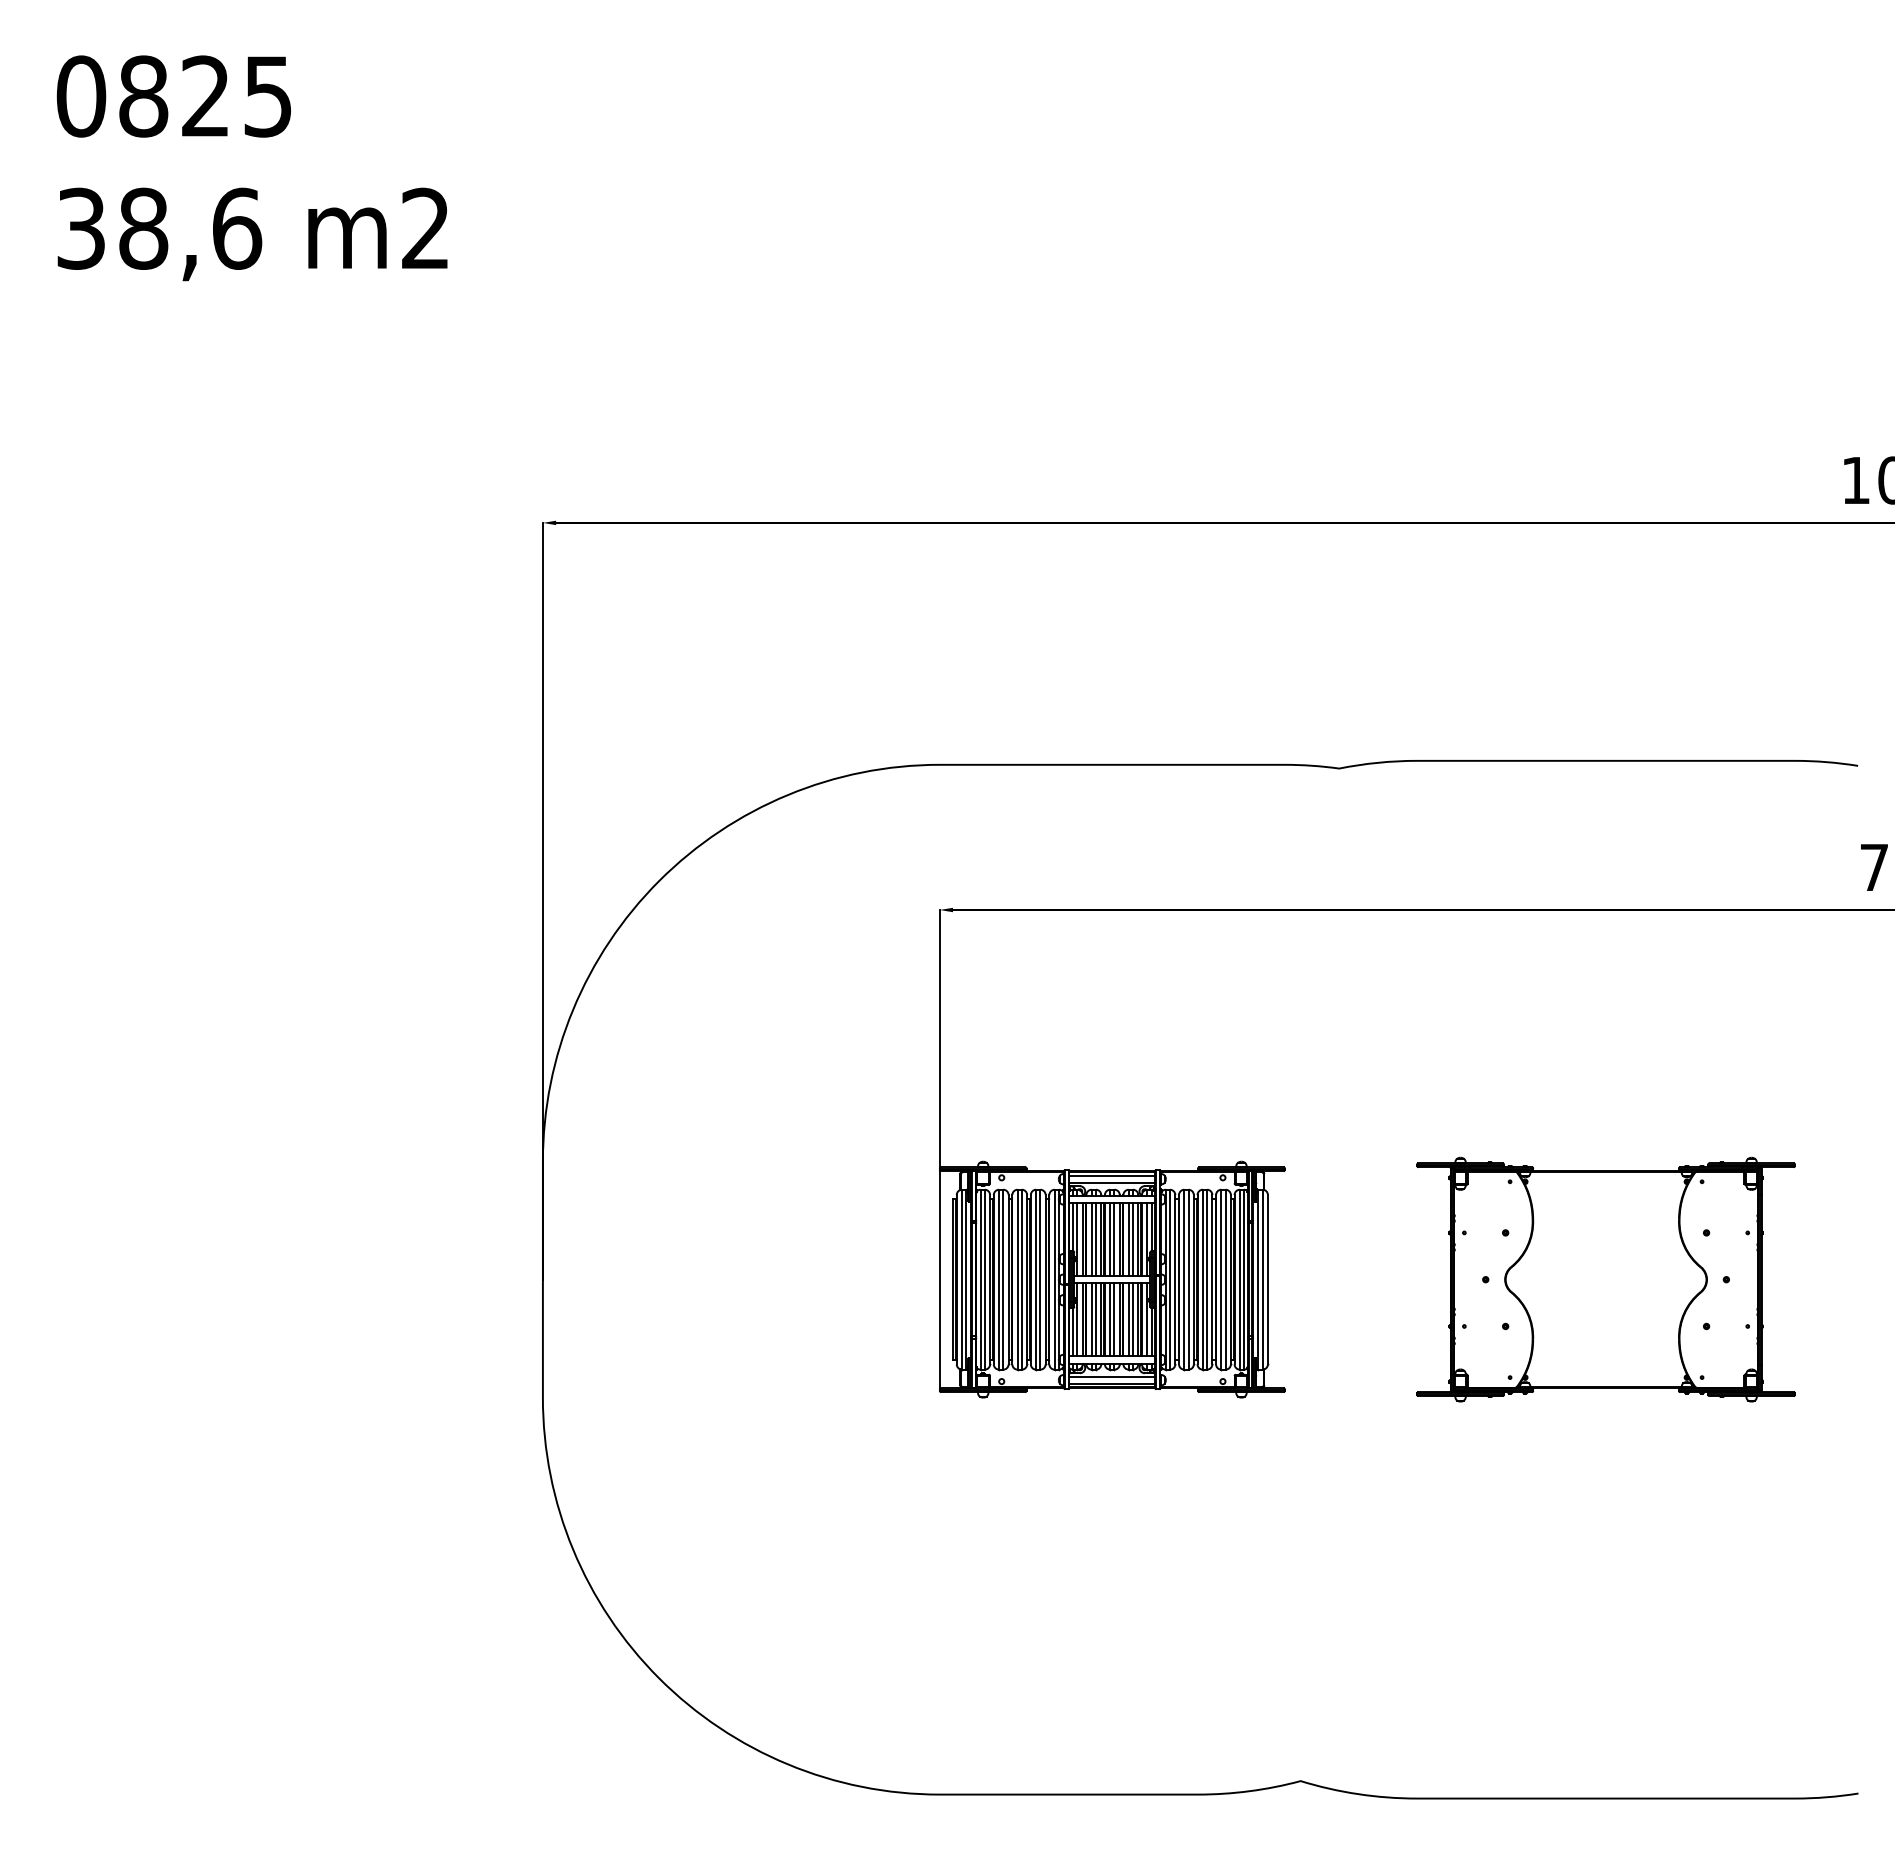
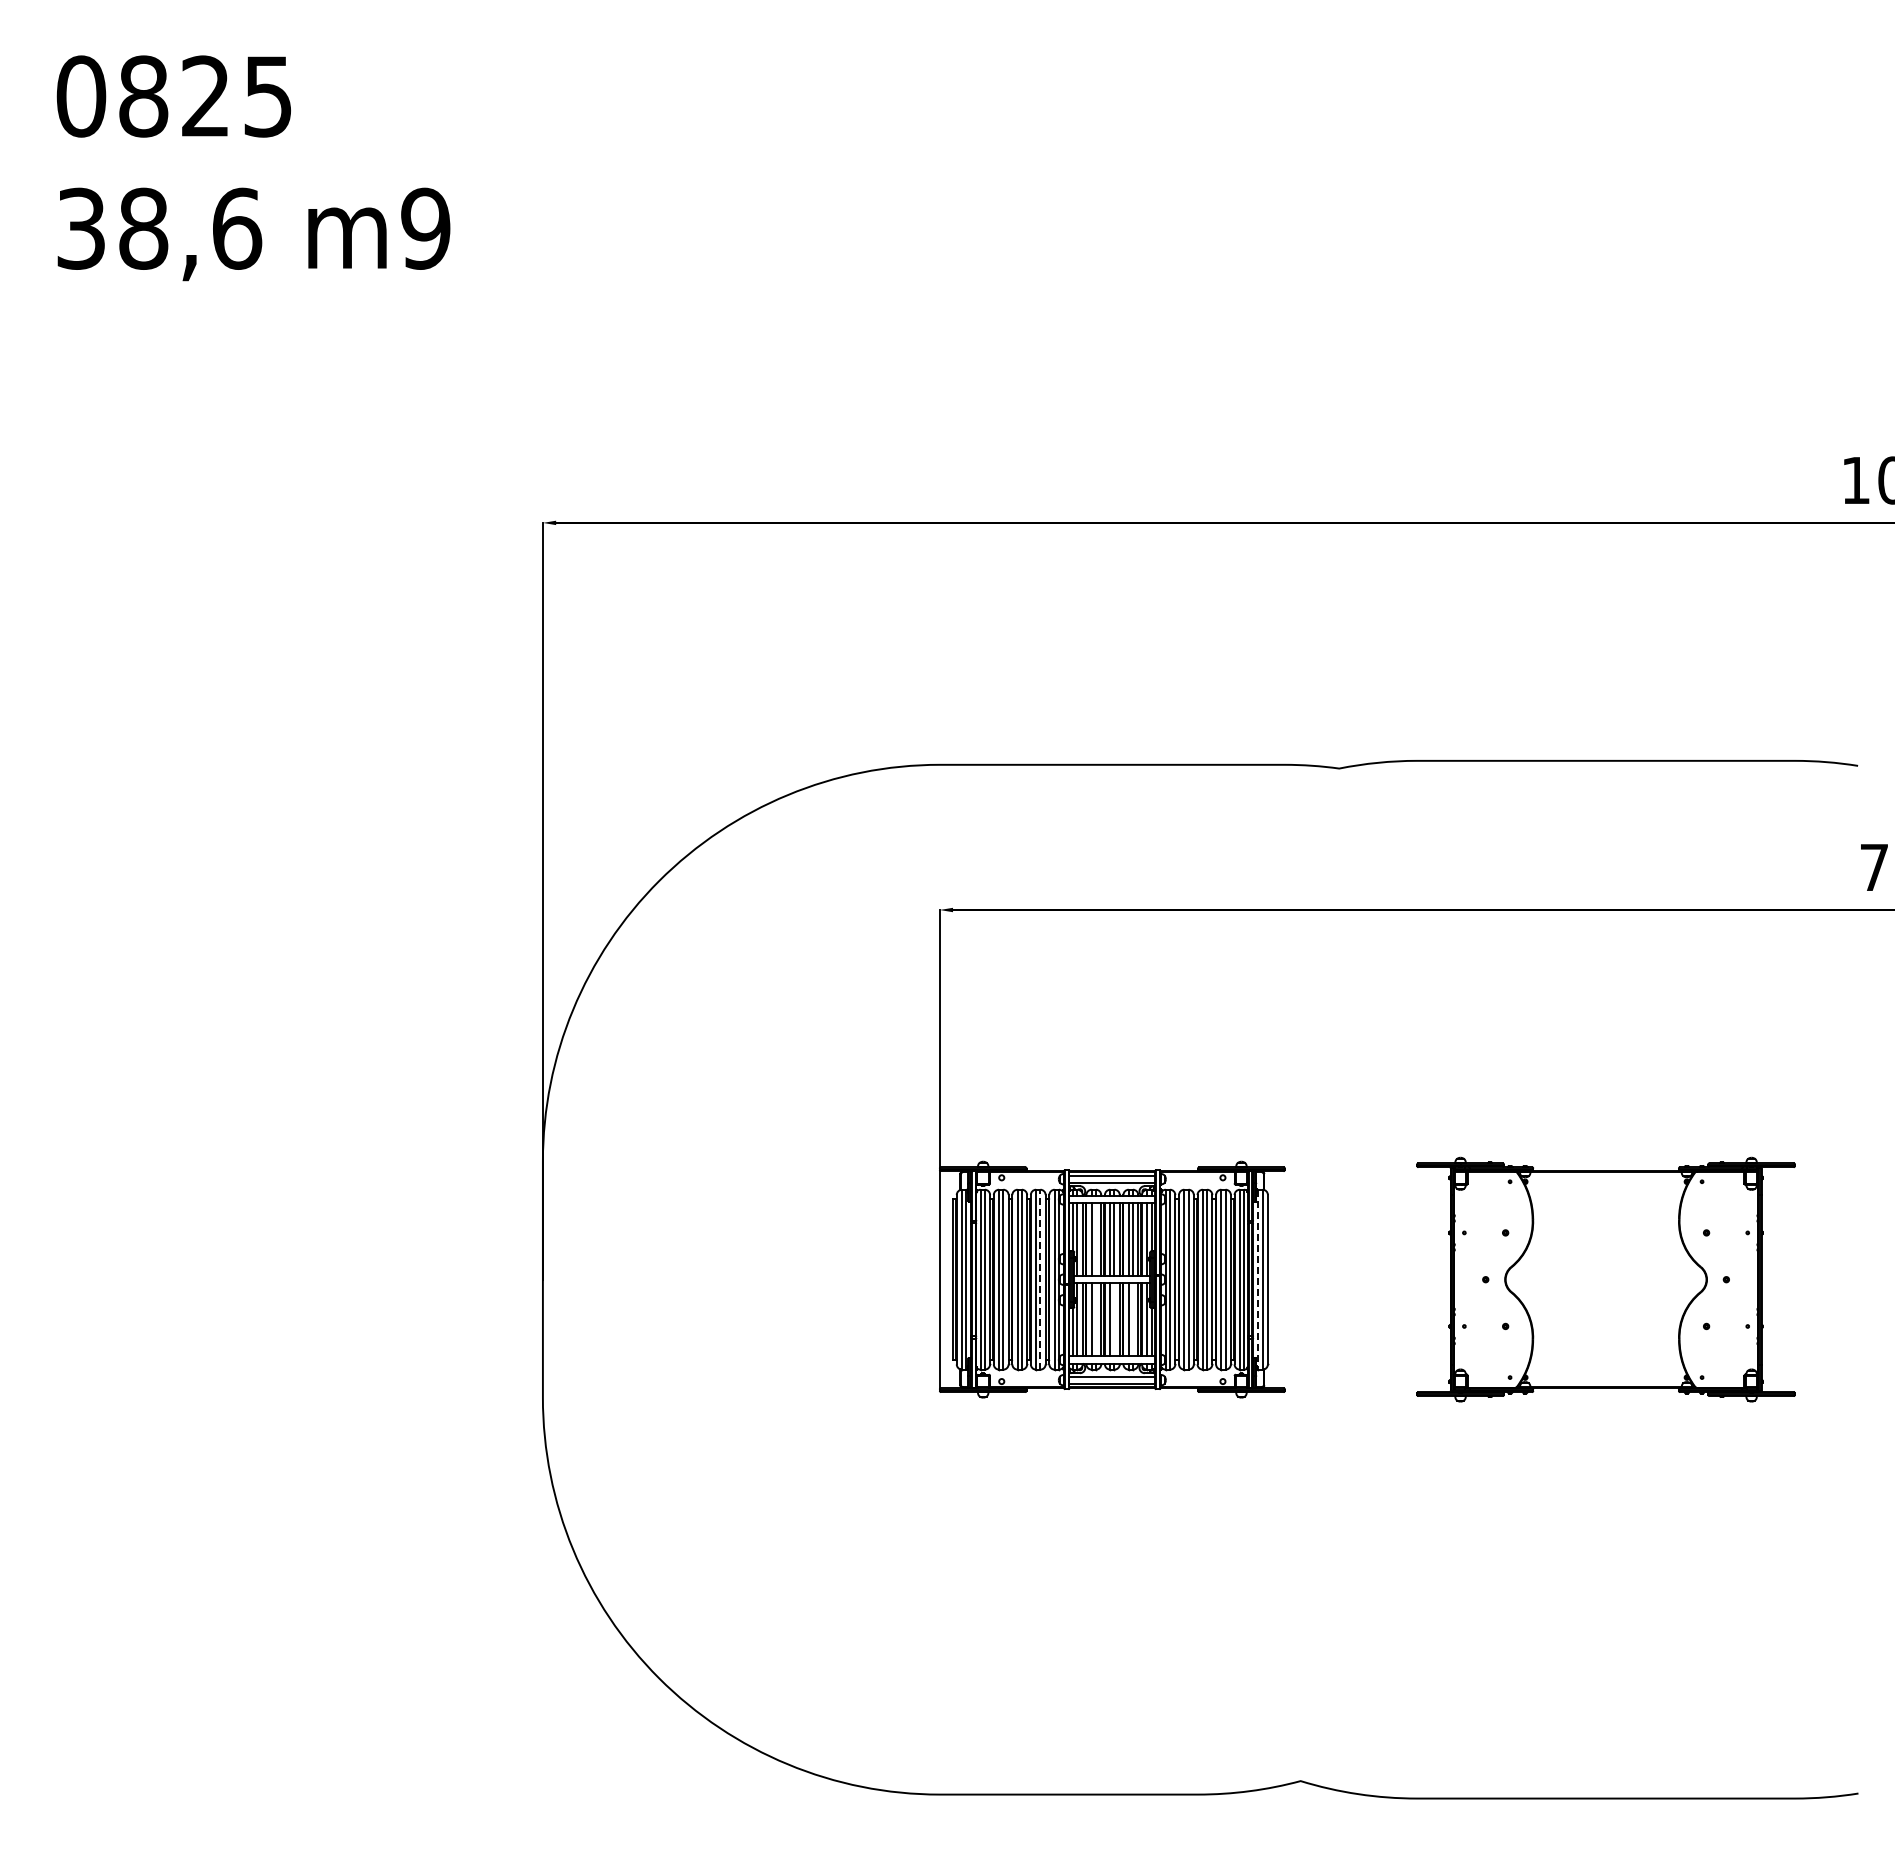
text: m2 -> m9 (425, 228)
line: present -> none (1095, 1239)
line: solid -> dashed (1040, 1279)
line: solid -> dashed (1258, 1279)
line: present -> none (1095, 1319)
line: present -> none (1114, 1319)
line: present -> none (1132, 1319)
